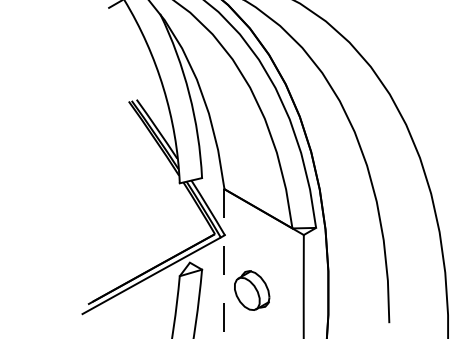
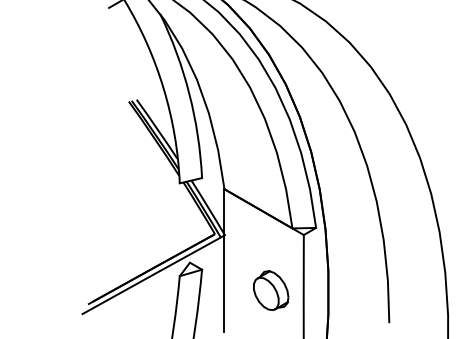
line: dashed -> solid (224, 261)
part position: (252, 290) -> (271, 290) (271, 290)
